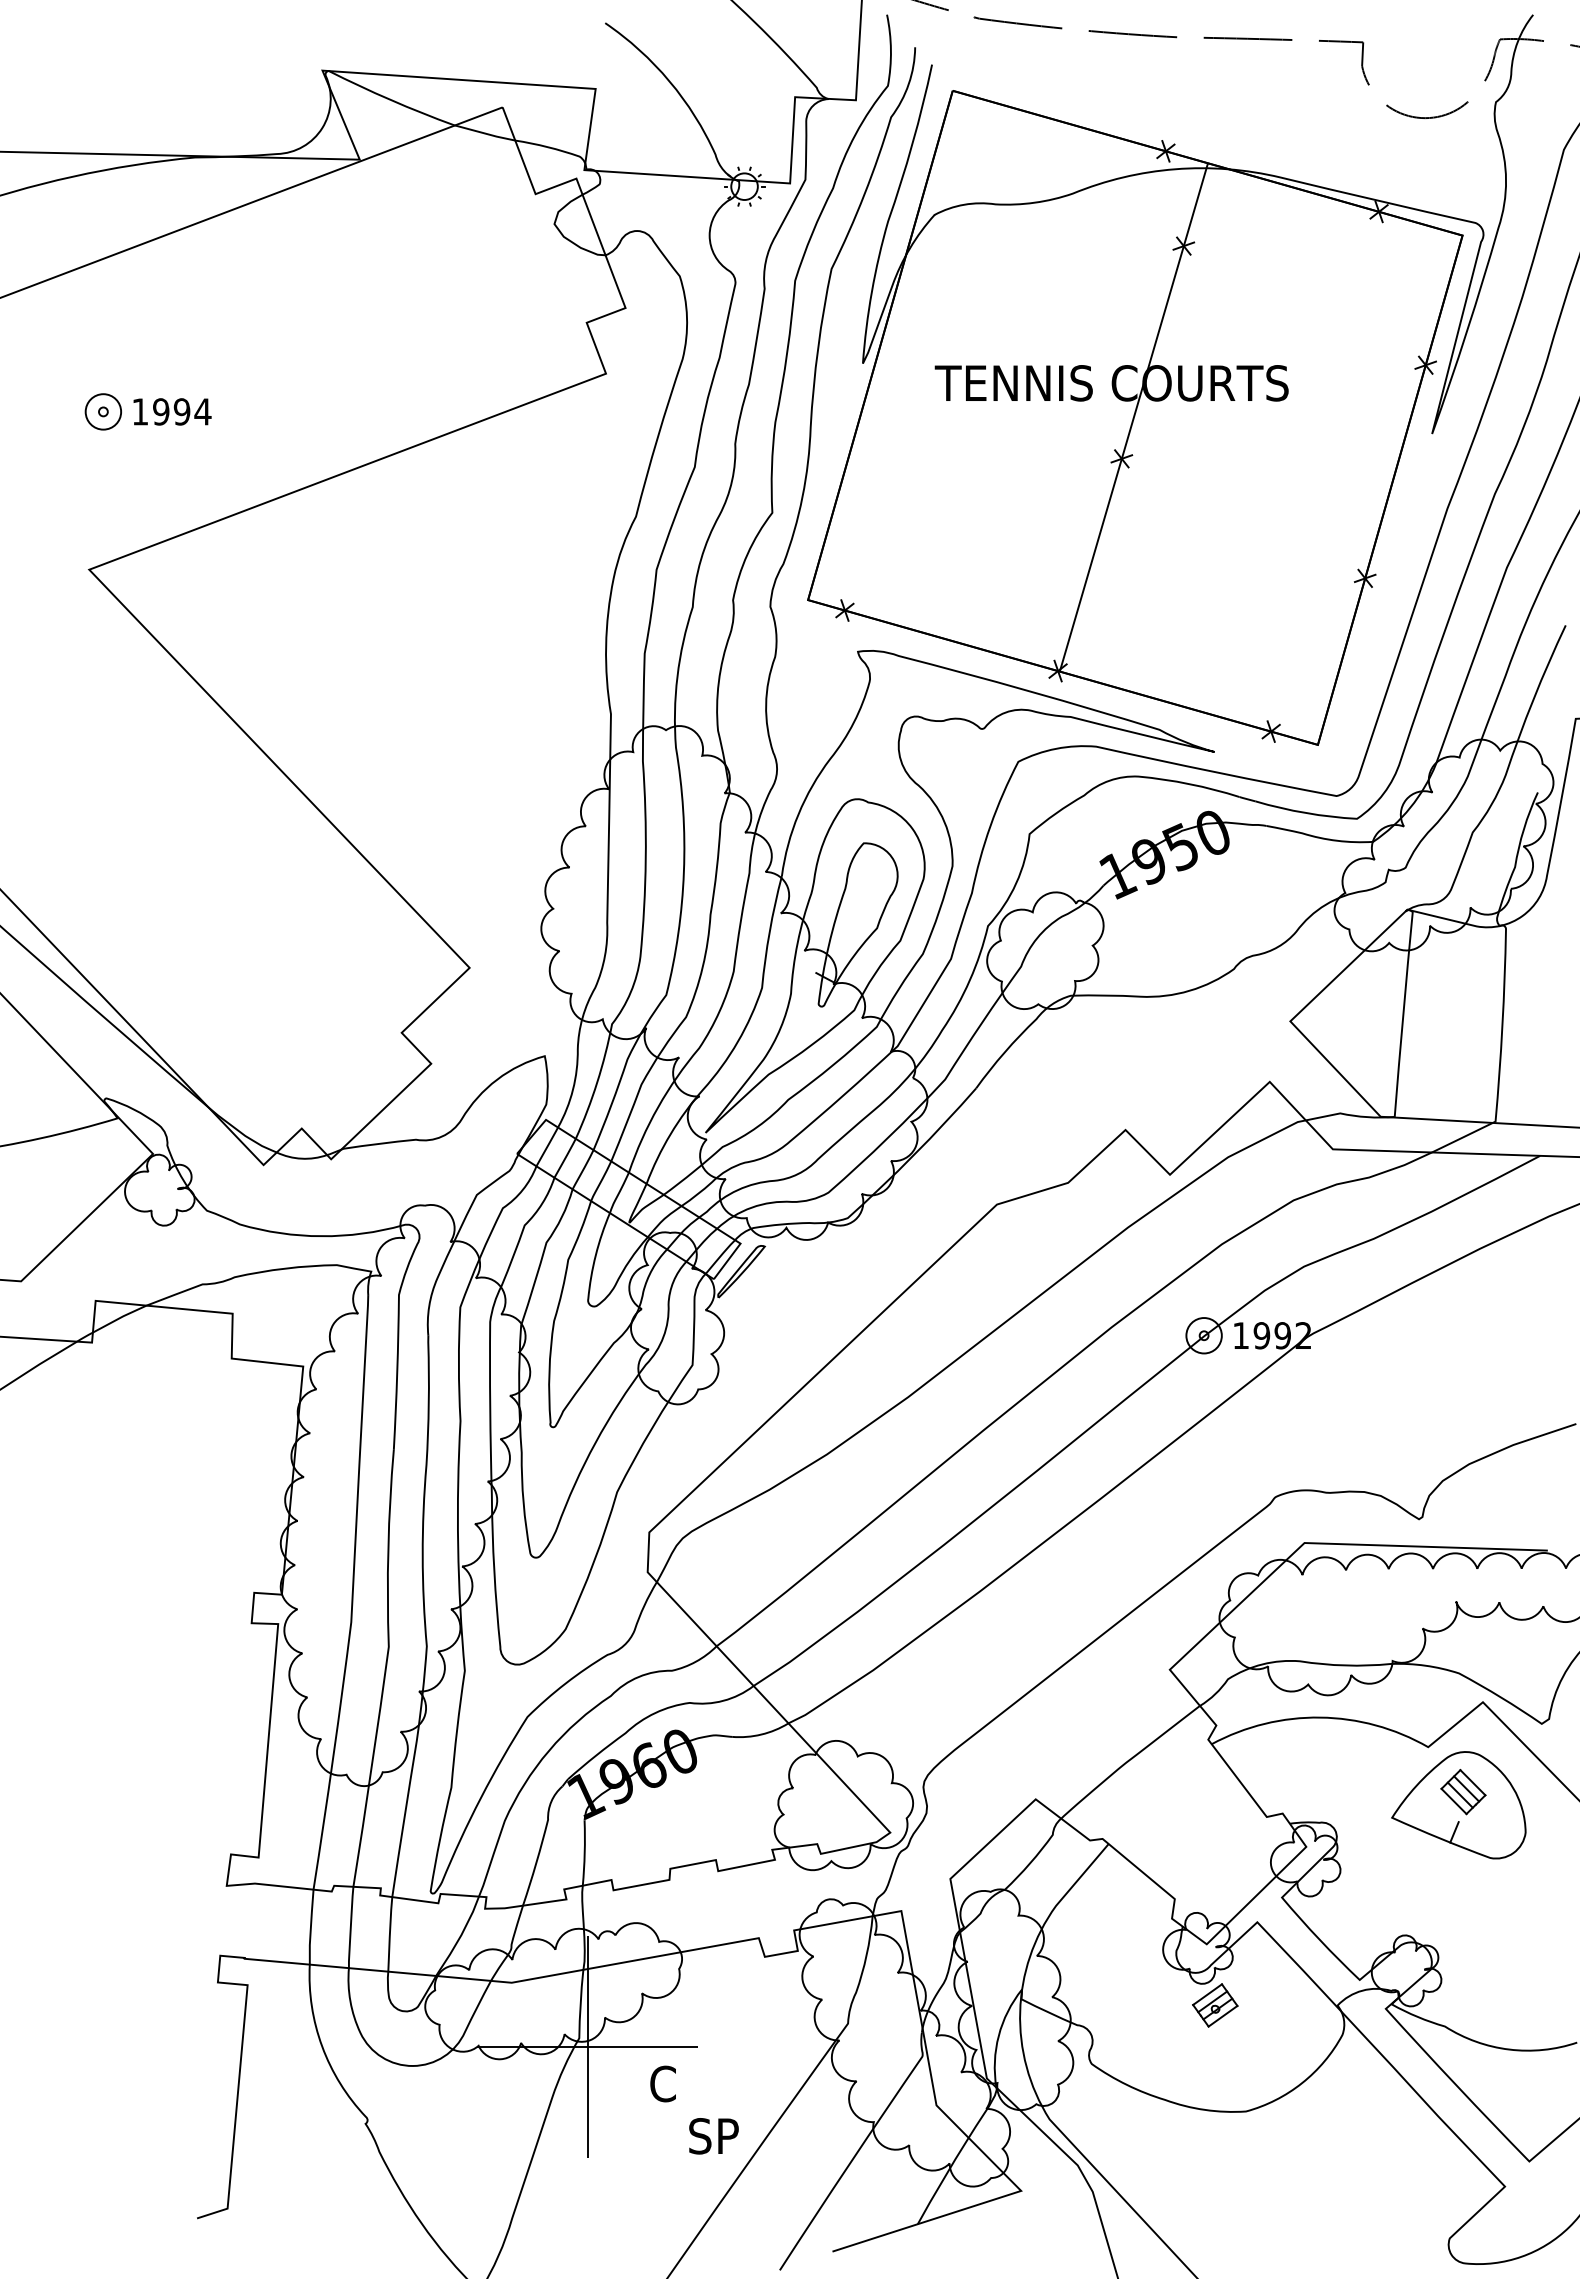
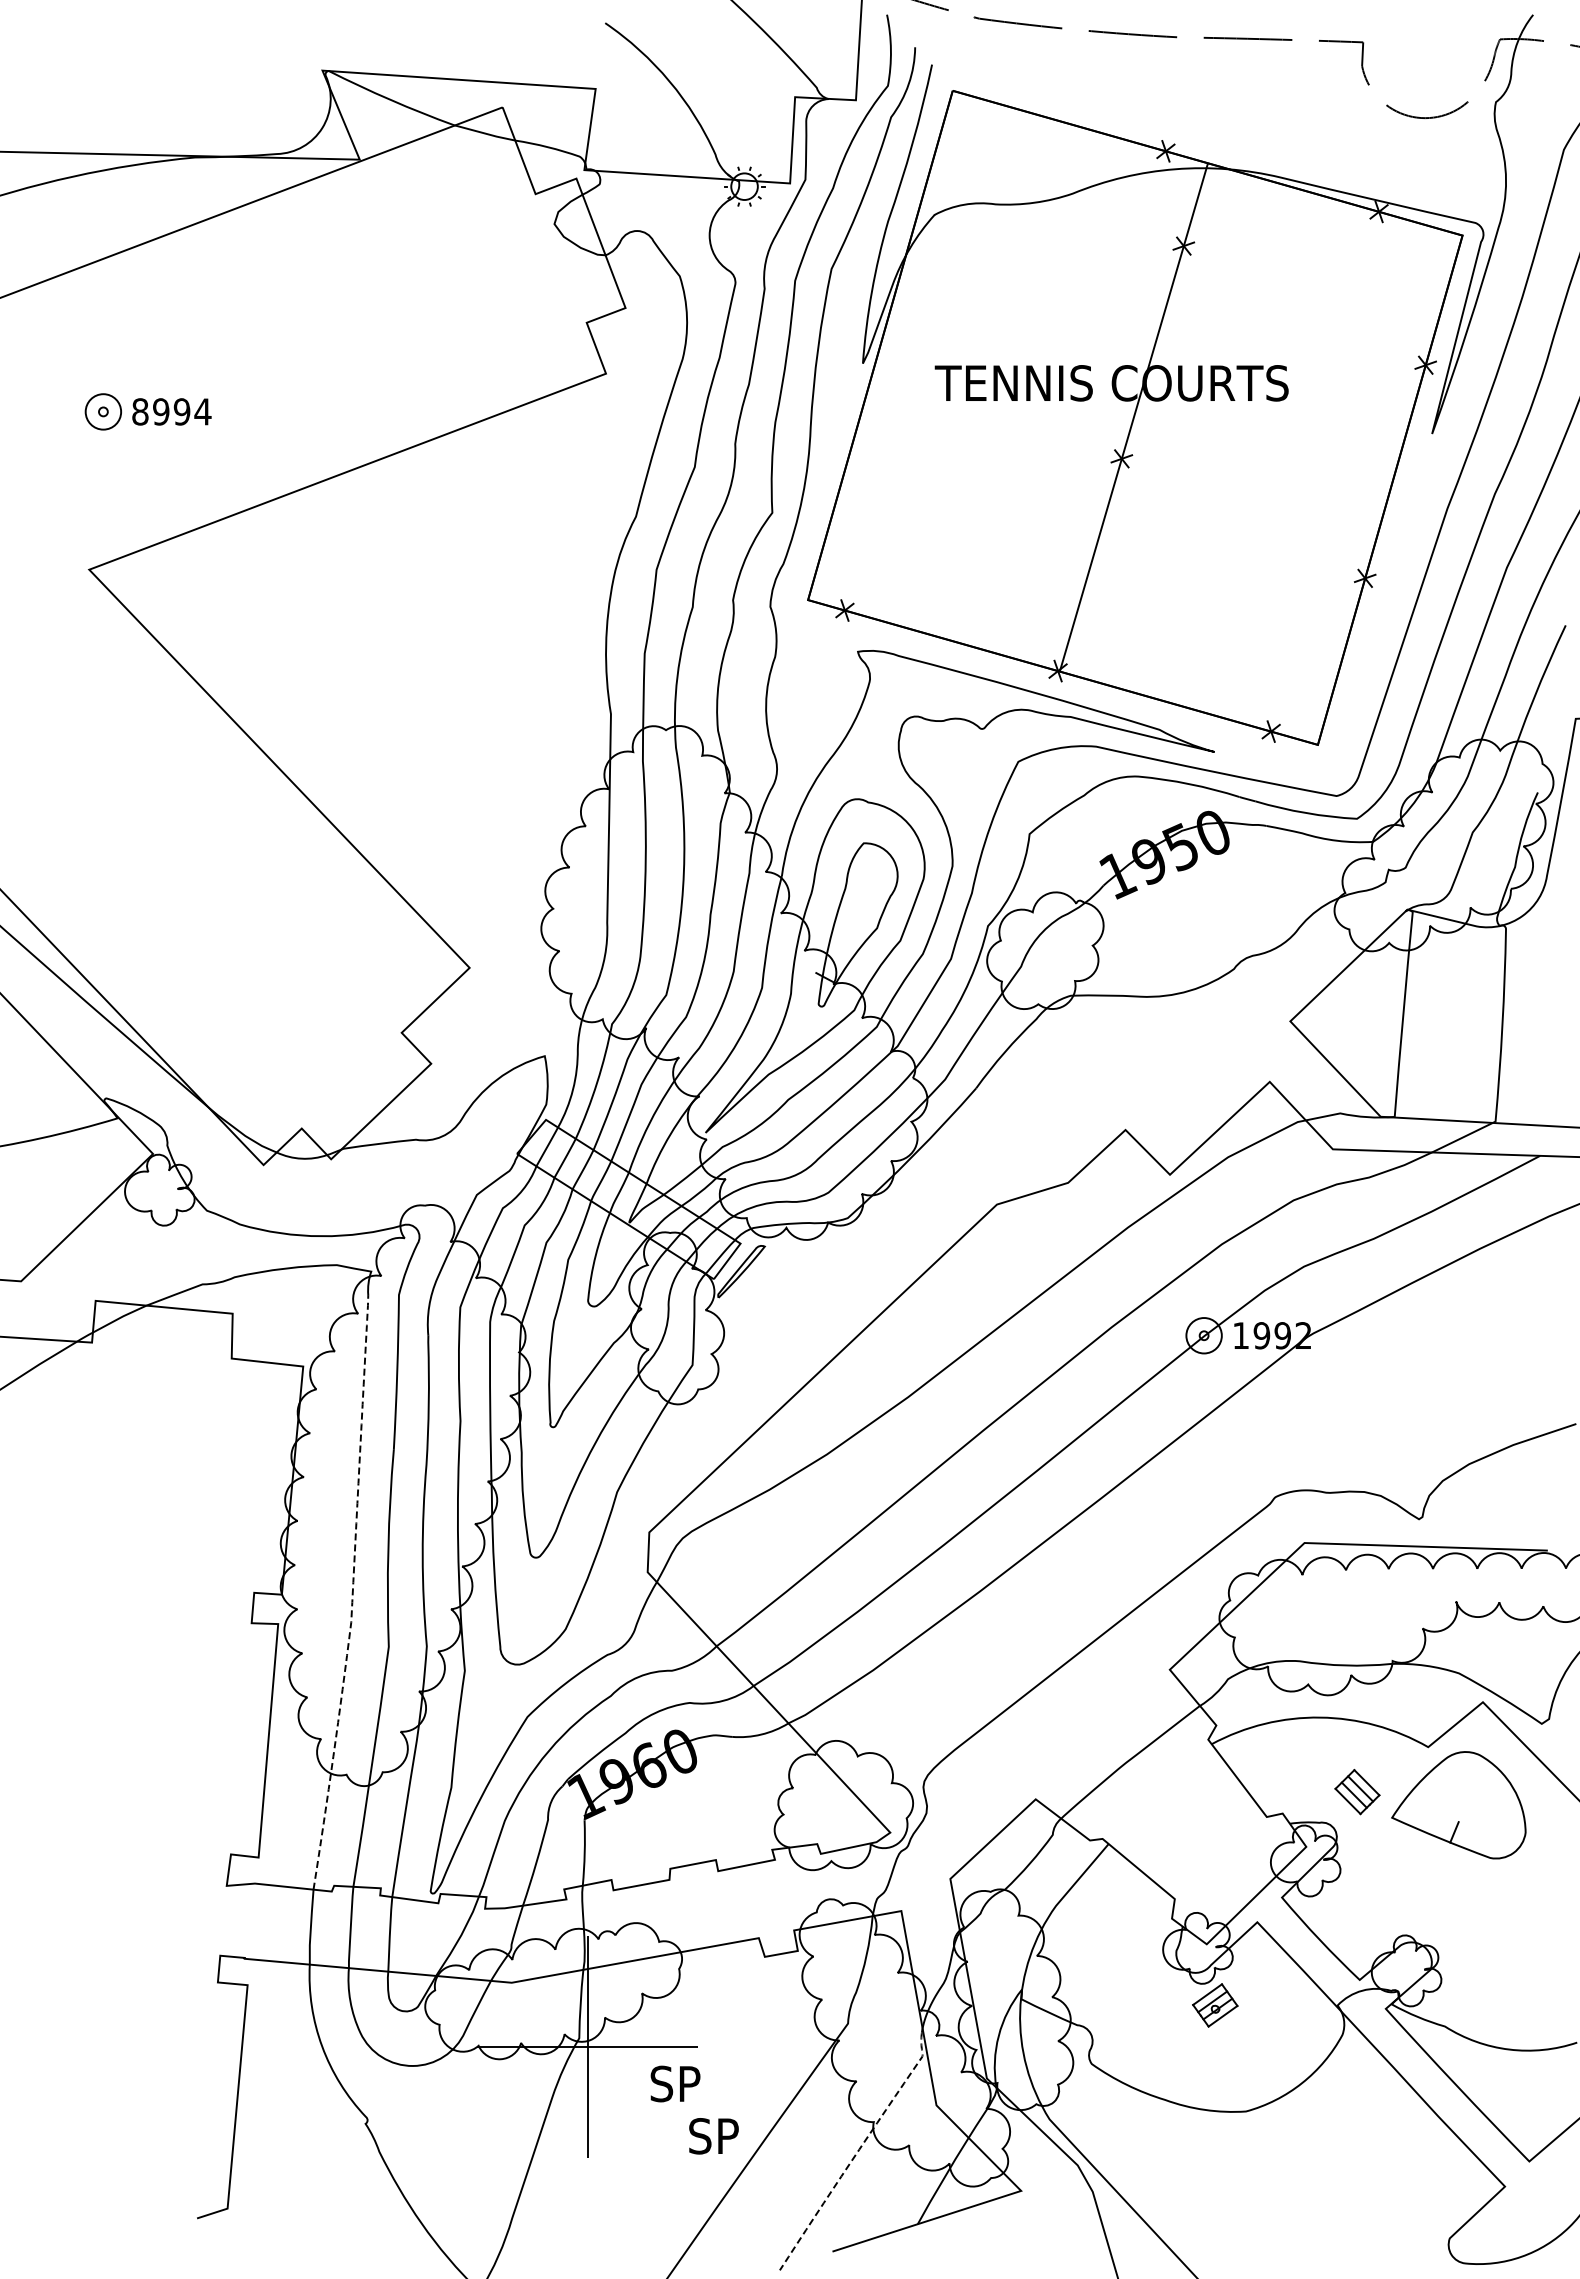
text: 1994 -> 8994 (140, 411)
line: solid -> dashed (352, 1592)
part position: (1463, 1792) -> (1357, 1792) (1357, 1792)
text: C -> SP (675, 2083)
line: solid -> dashed (859, 2149)
